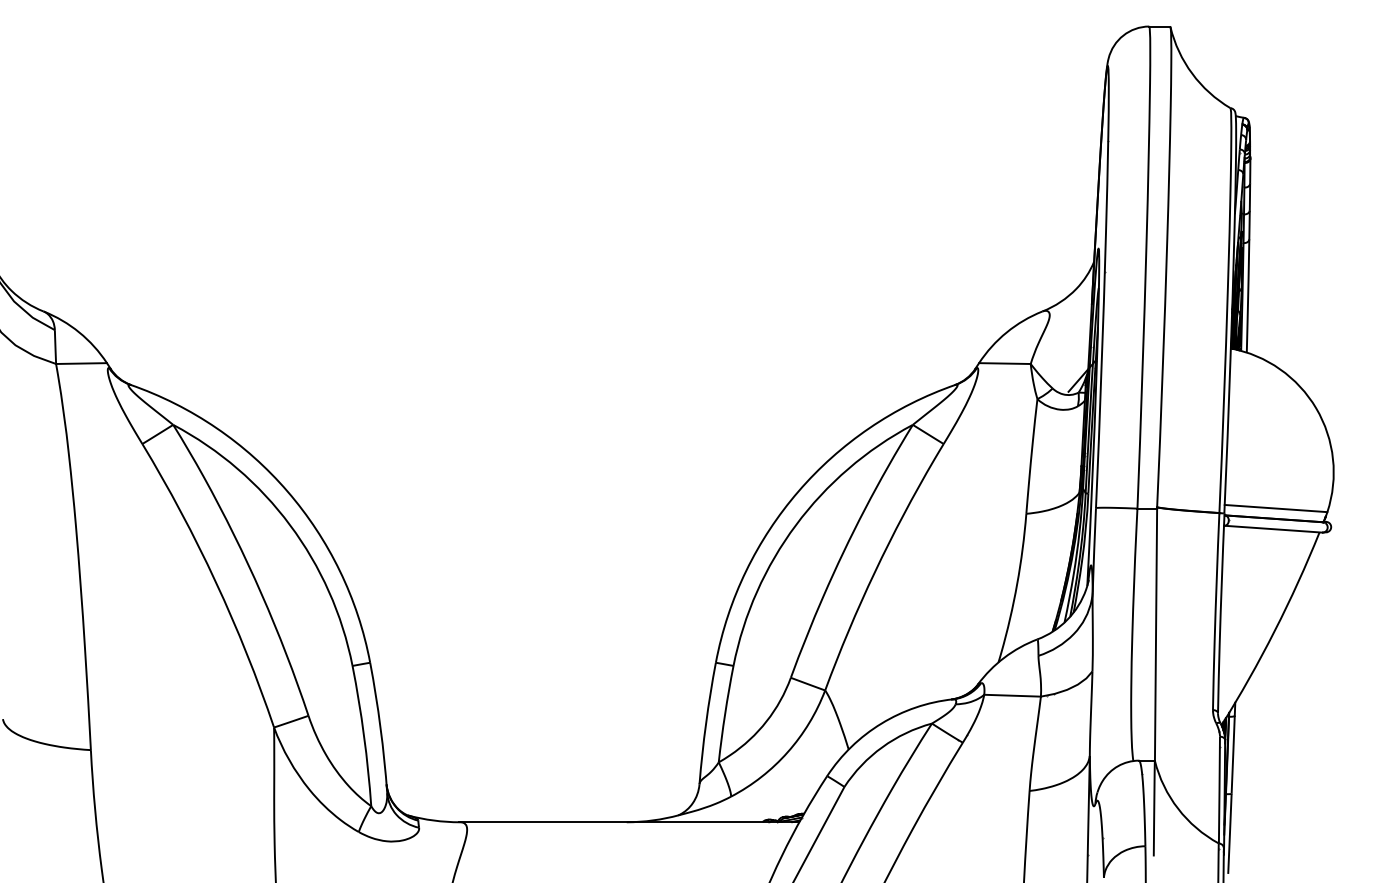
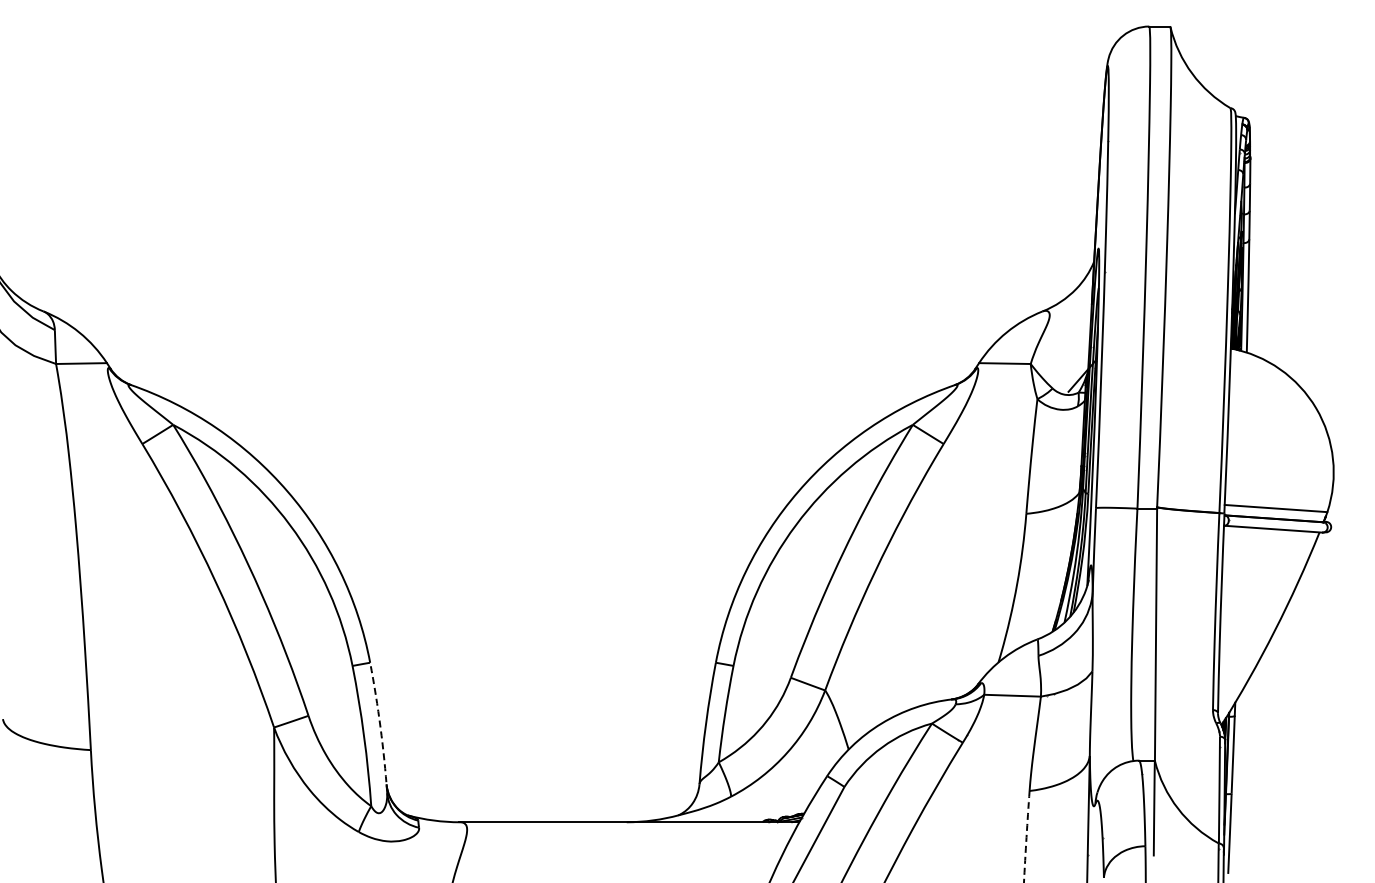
line: solid -> dashed (380, 727)
line: solid -> dashed (1026, 837)
